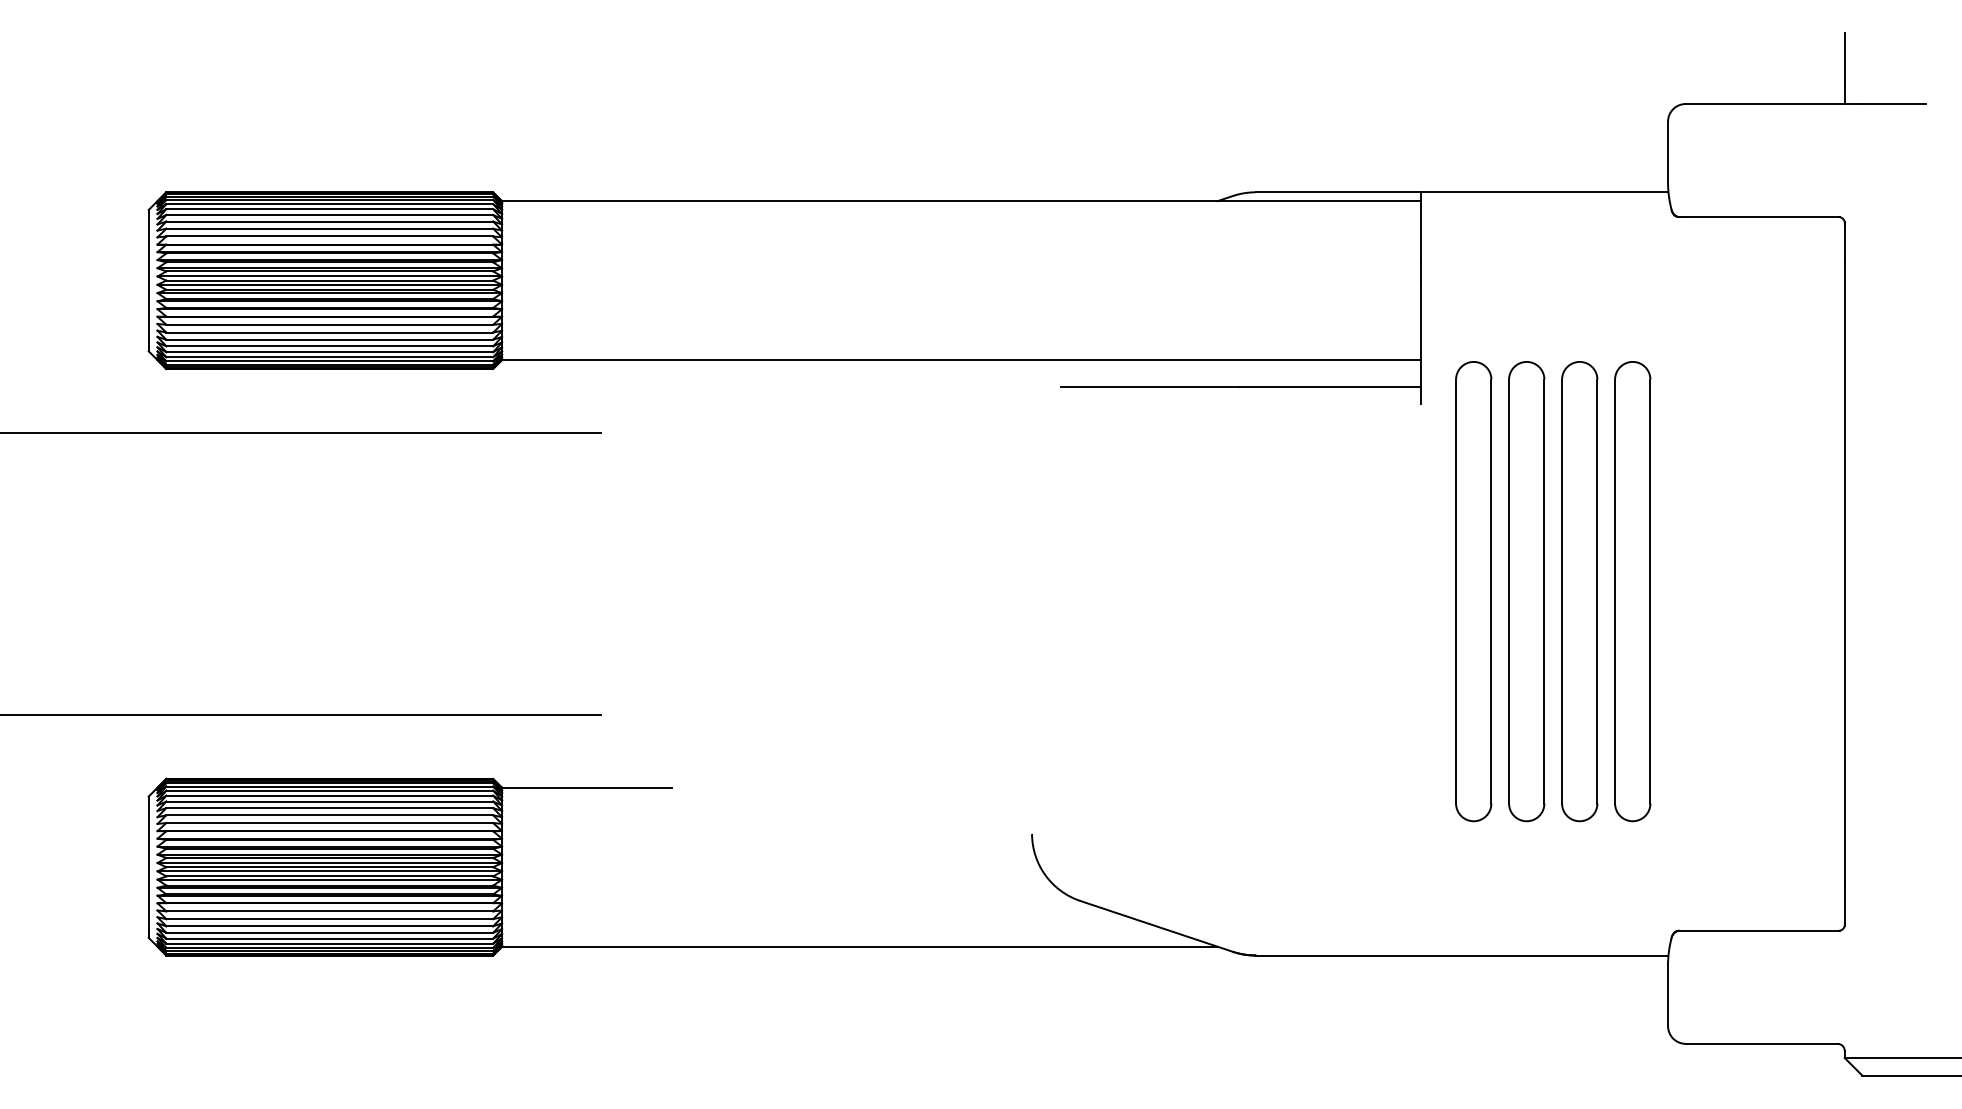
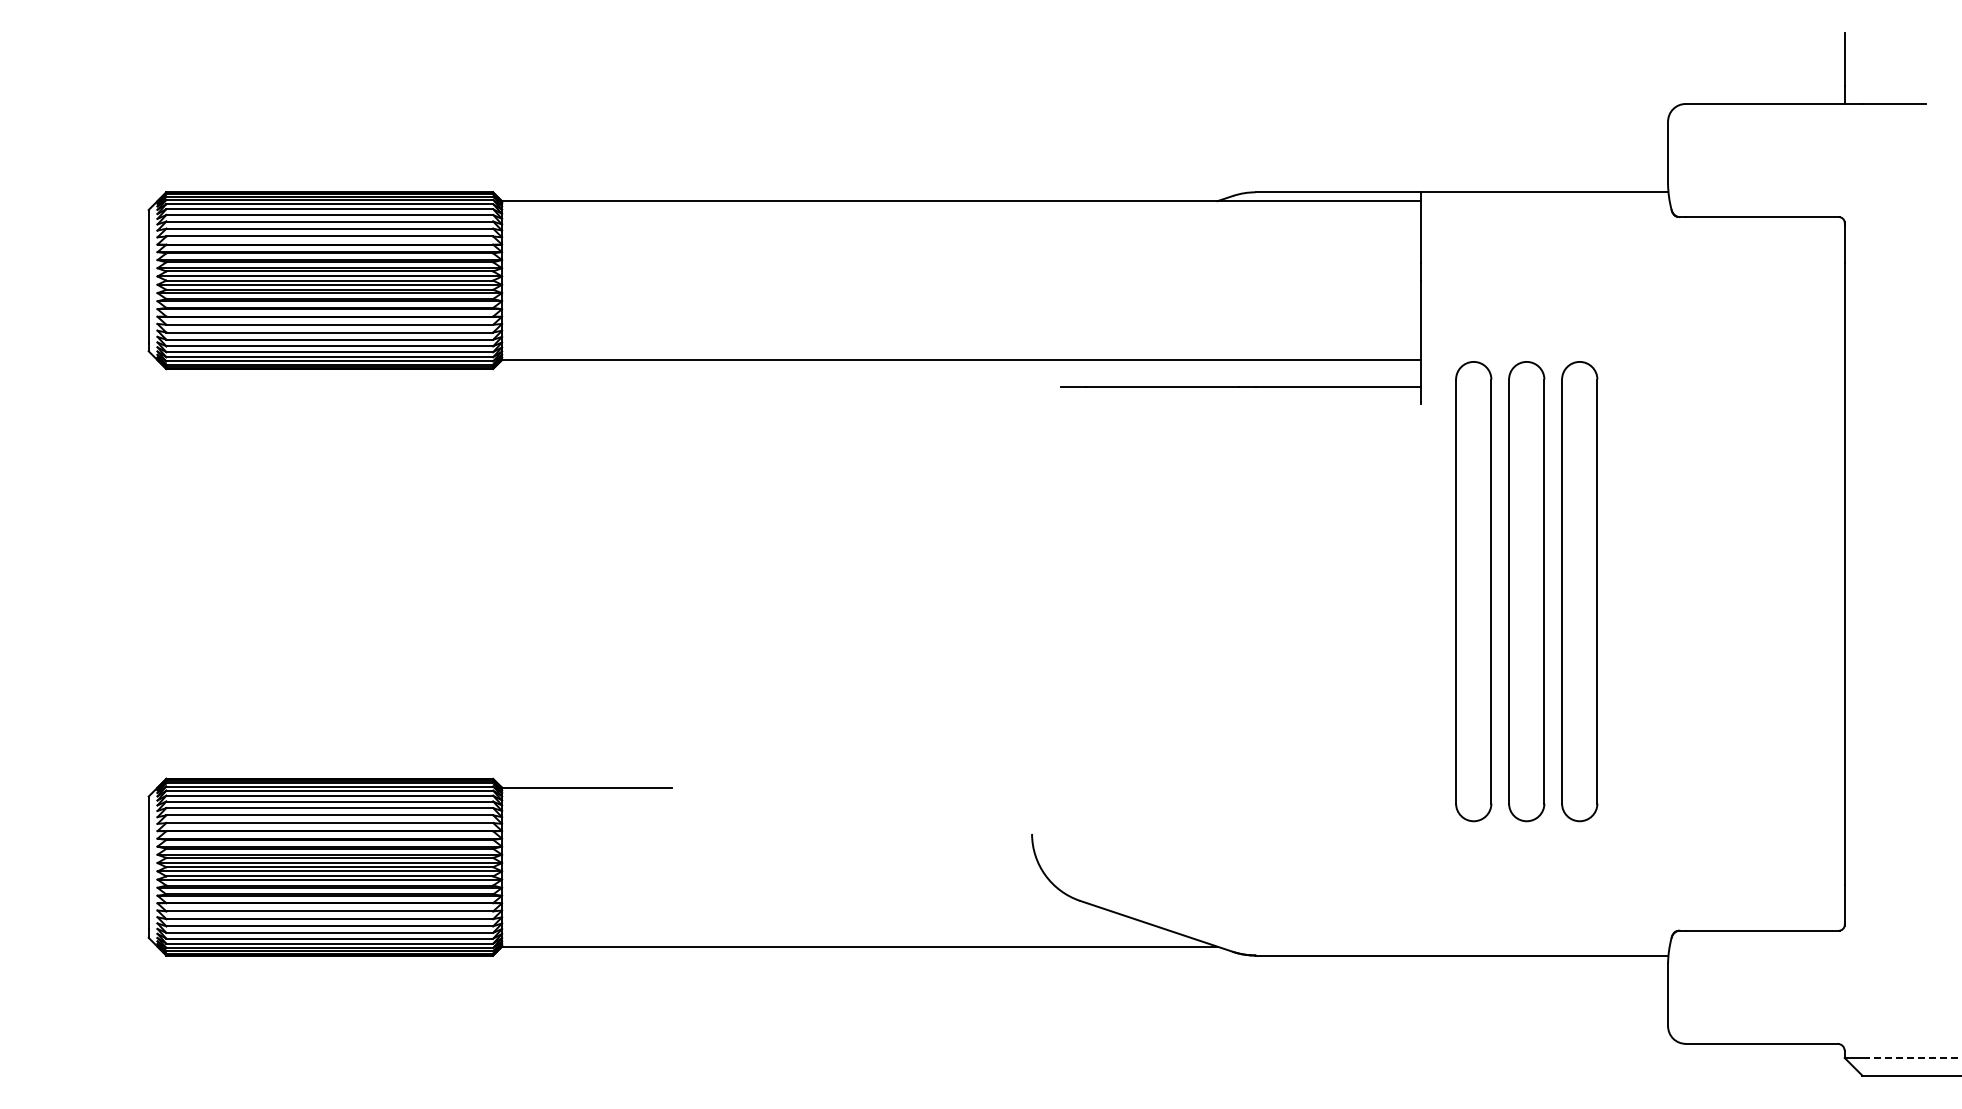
line: present -> none (301, 432)
part: present -> none (1632, 591)
line: present -> none (301, 715)
line: solid -> dashed (1911, 1058)
